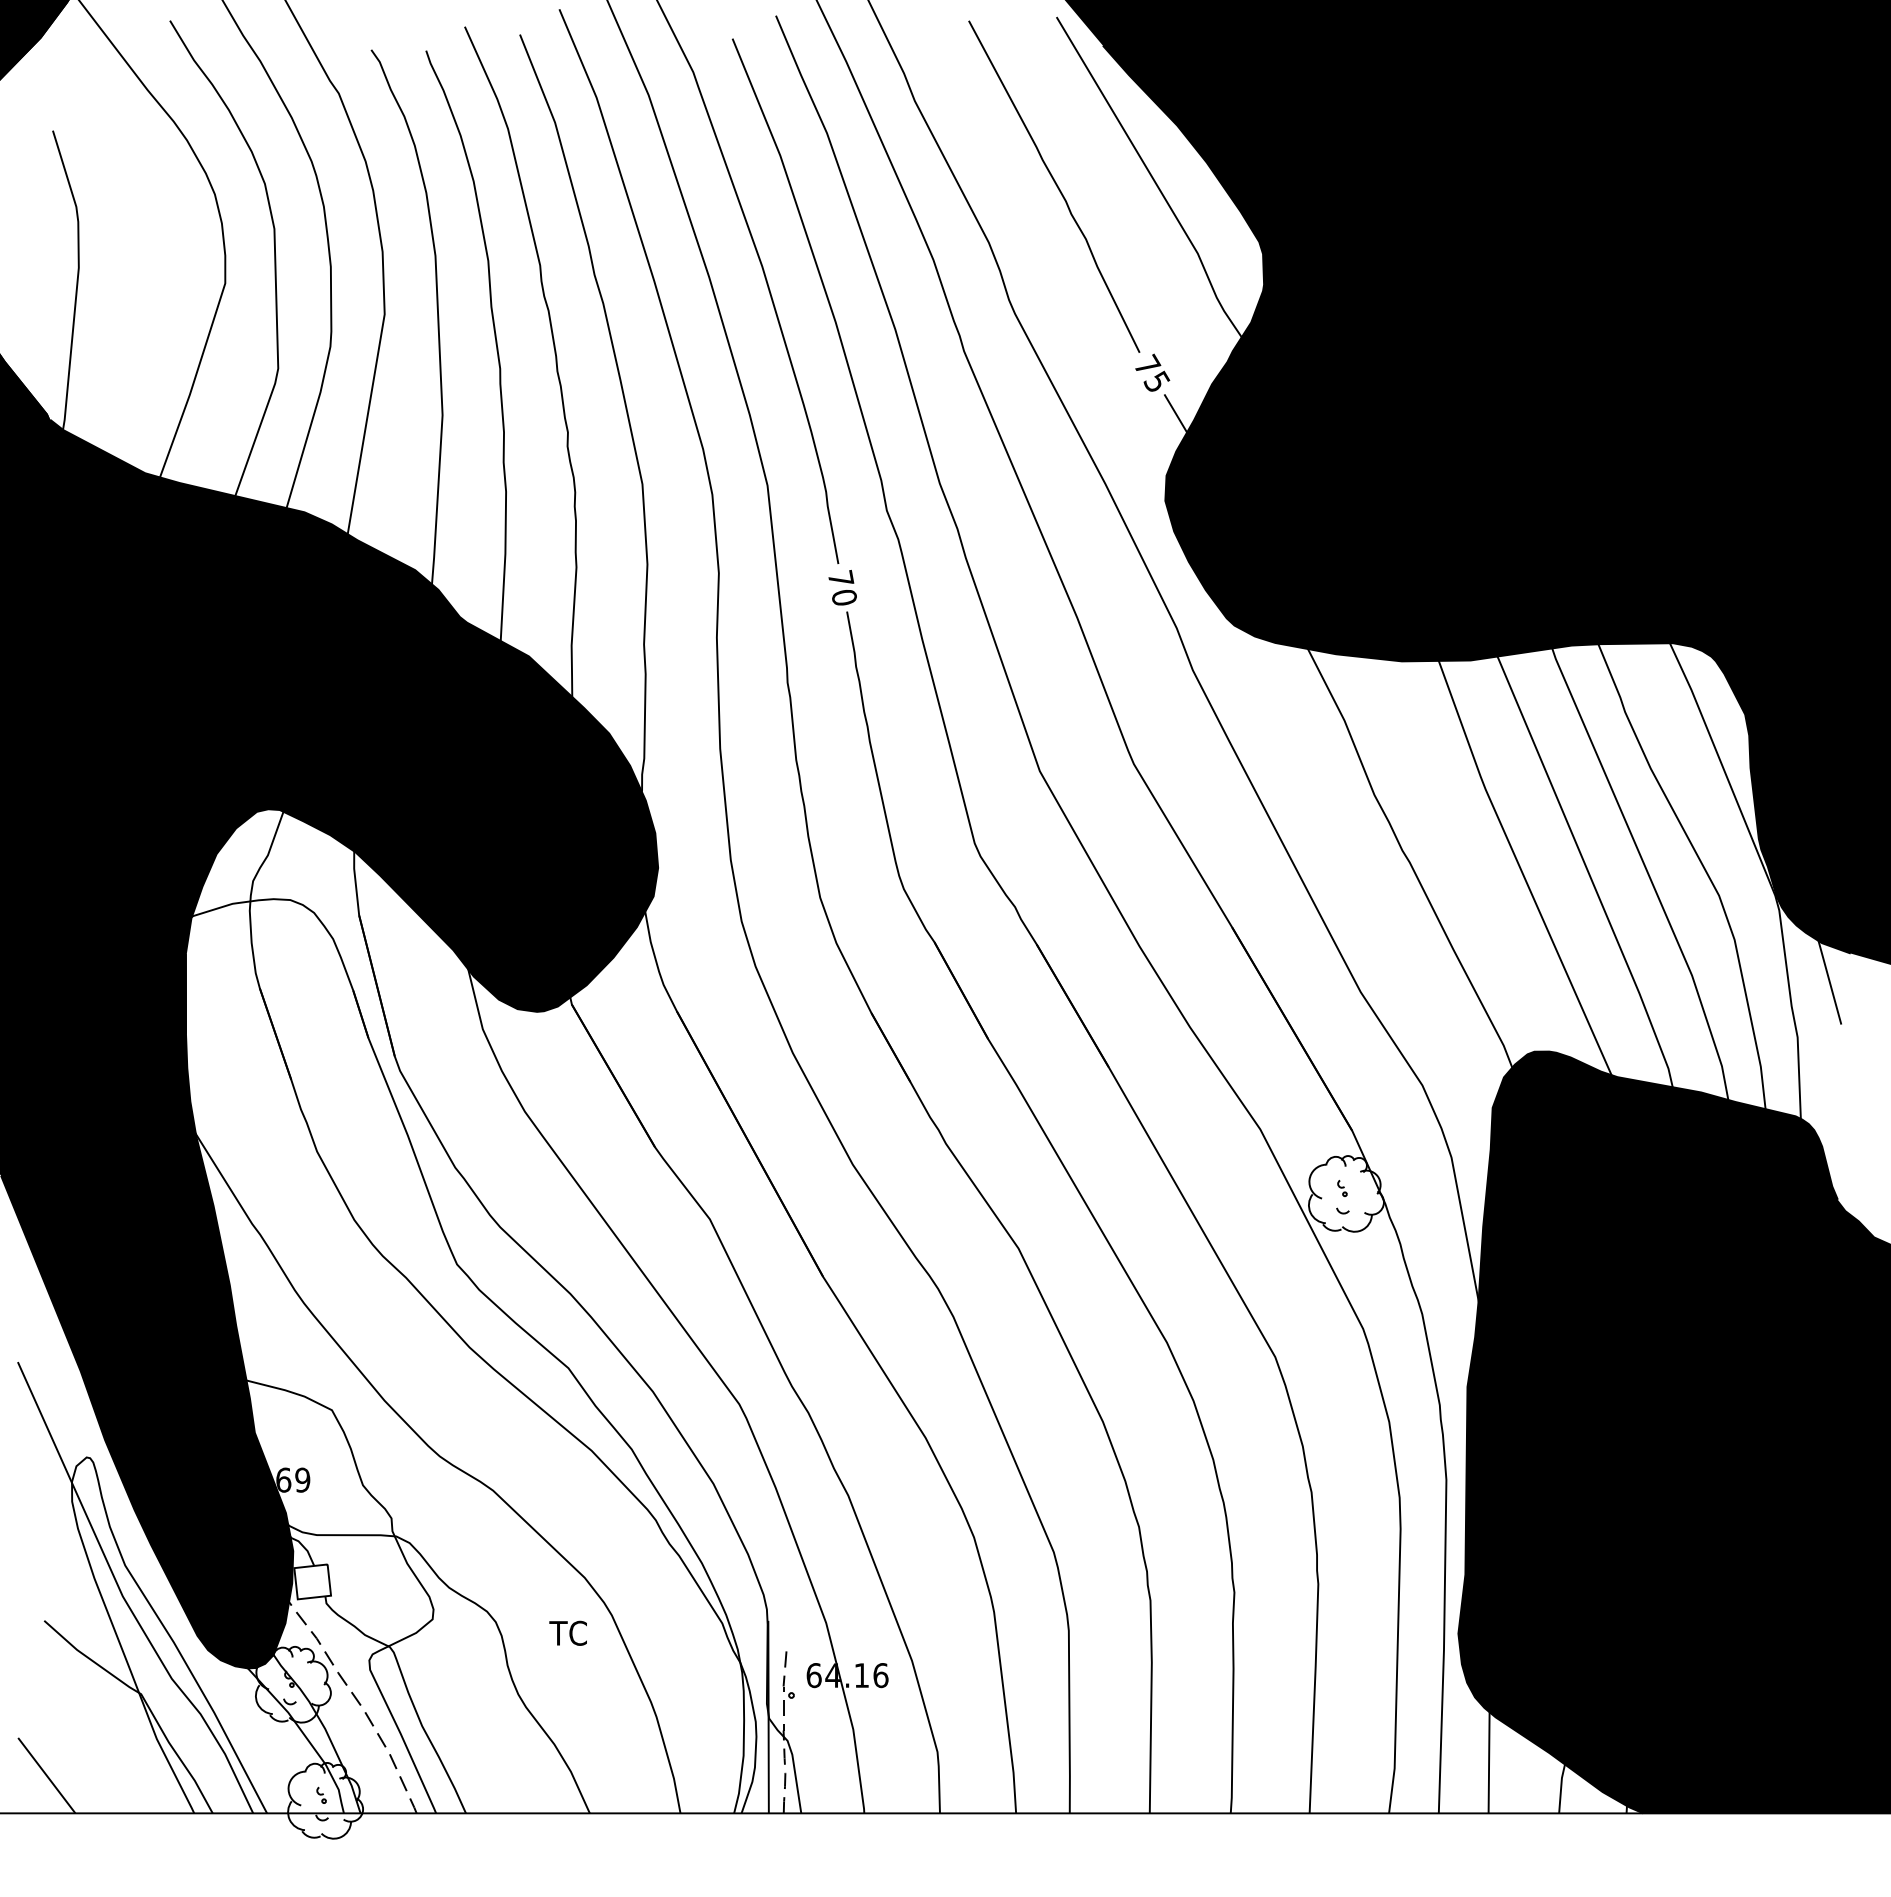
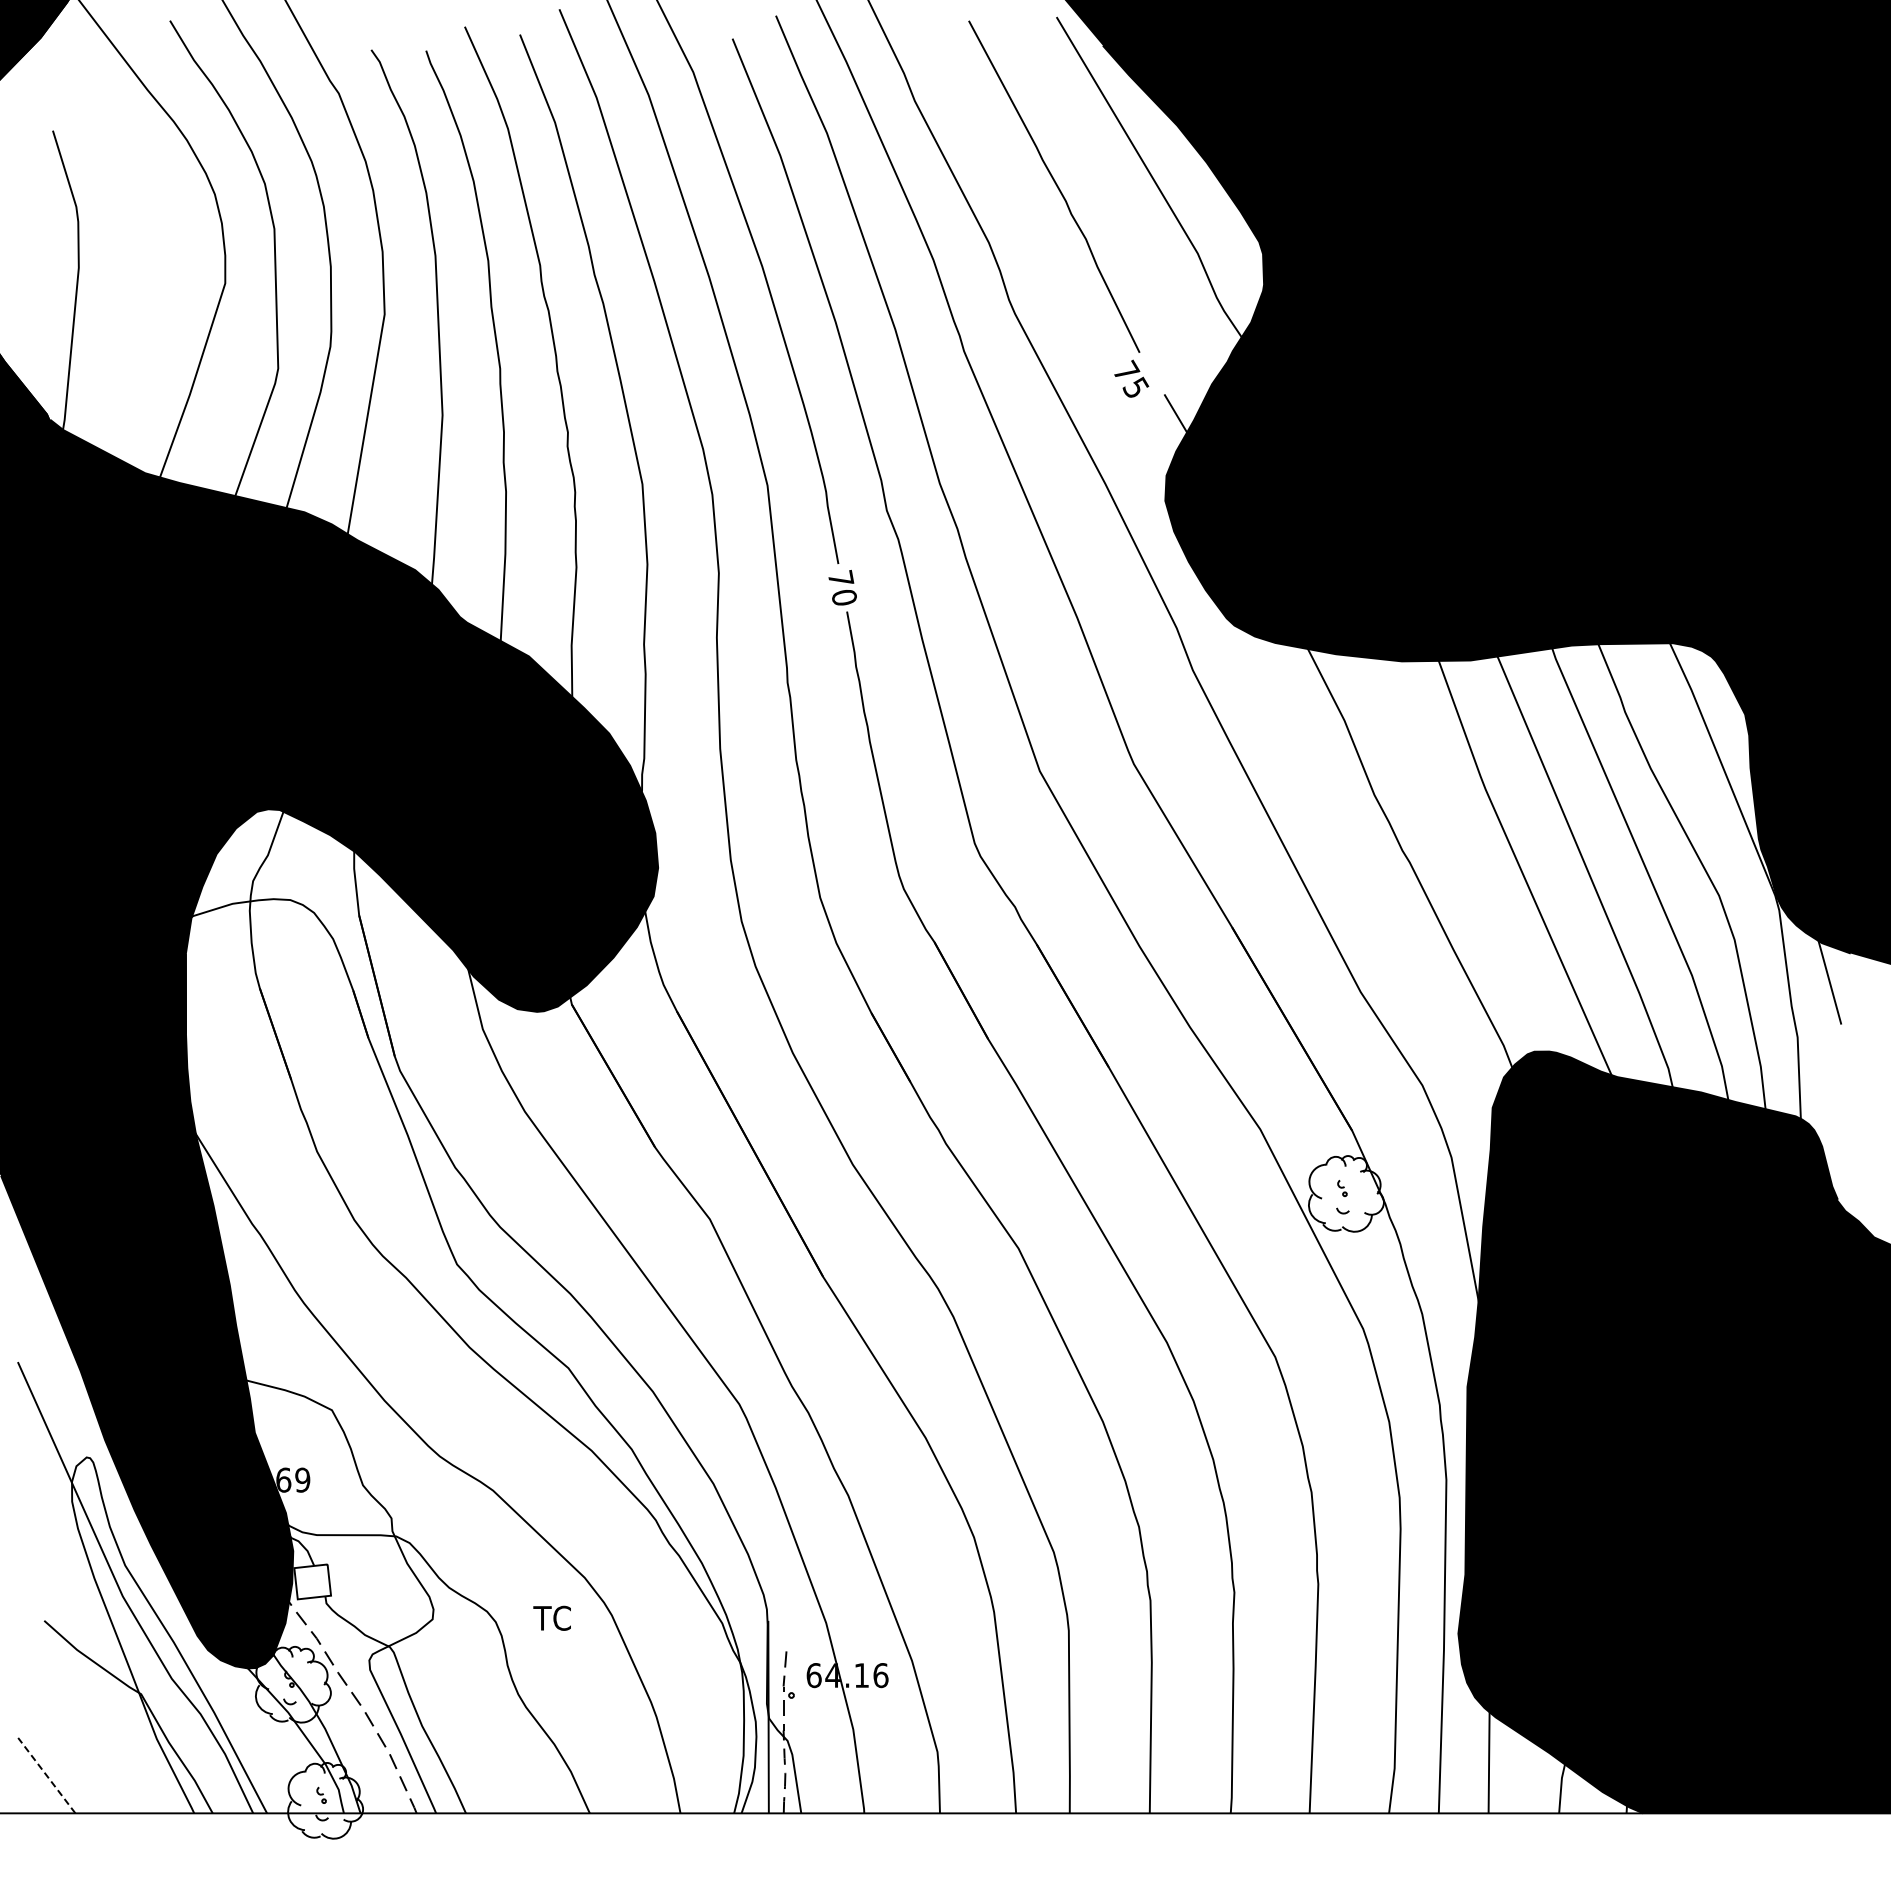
text position: (1152, 372) -> (1131, 378) (1131, 378)
text position: (567, 1632) -> (551, 1617) (551, 1617)
line: solid -> dashed (46, 1775)
